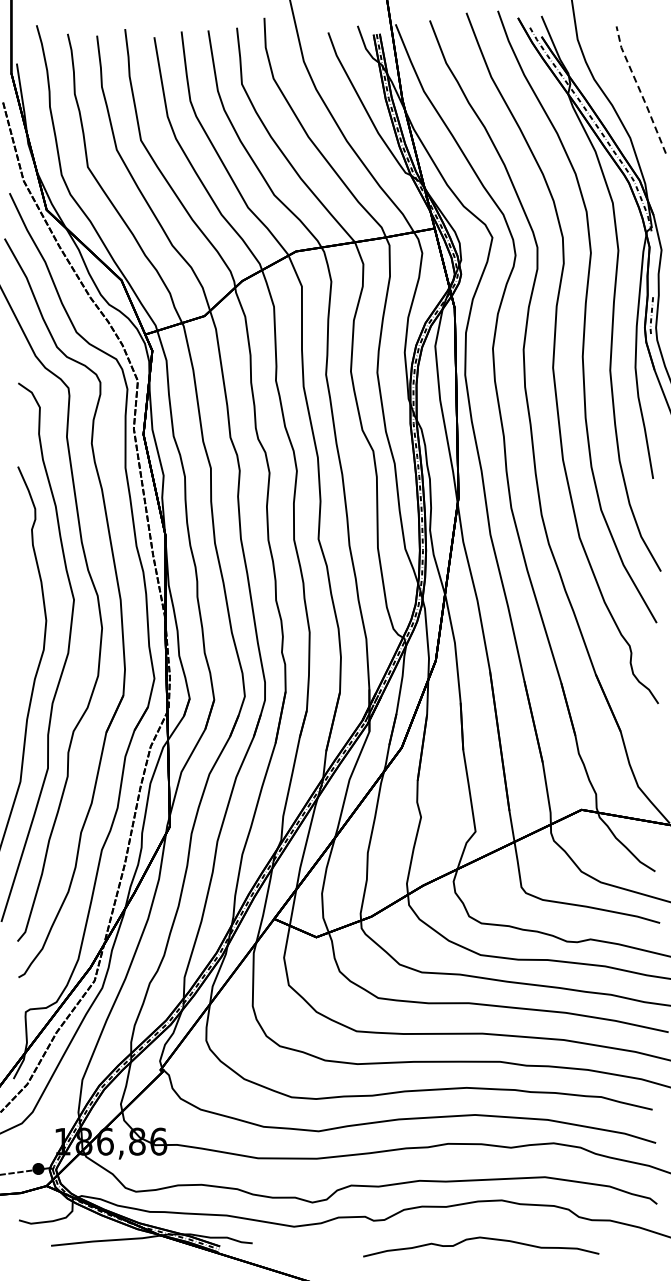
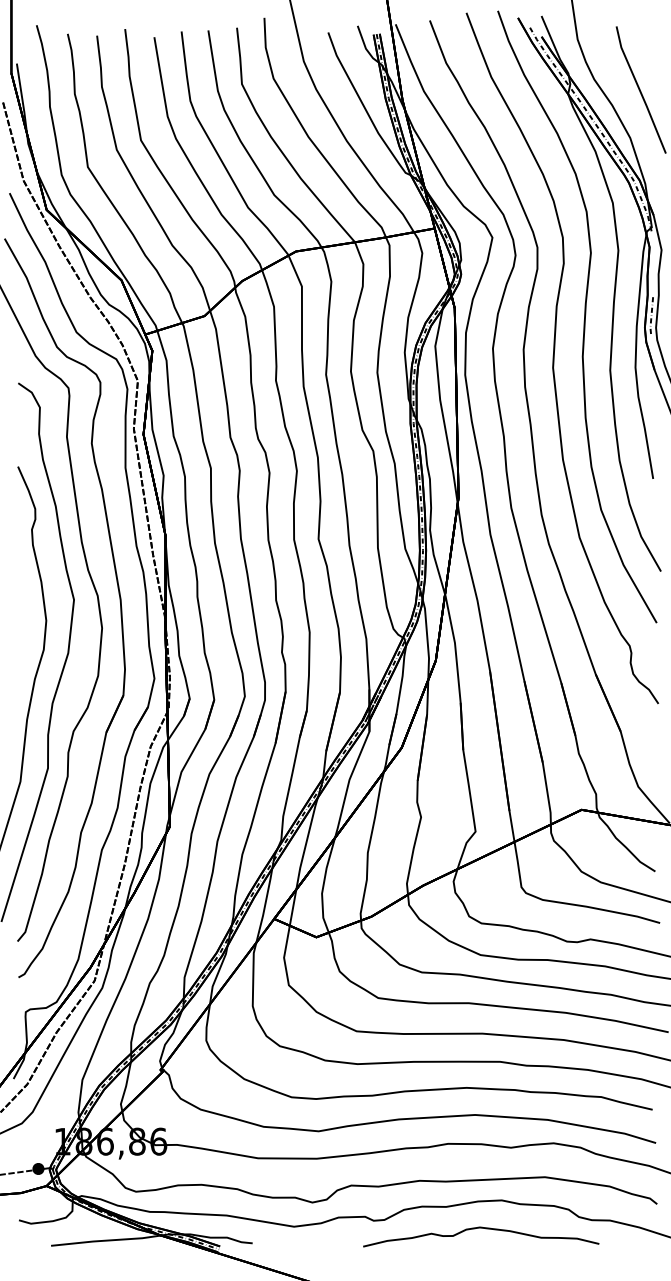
line: dashed -> solid (639, 90)
curve position: (481, 1238) -> (481, 1228) (481, 1228)
